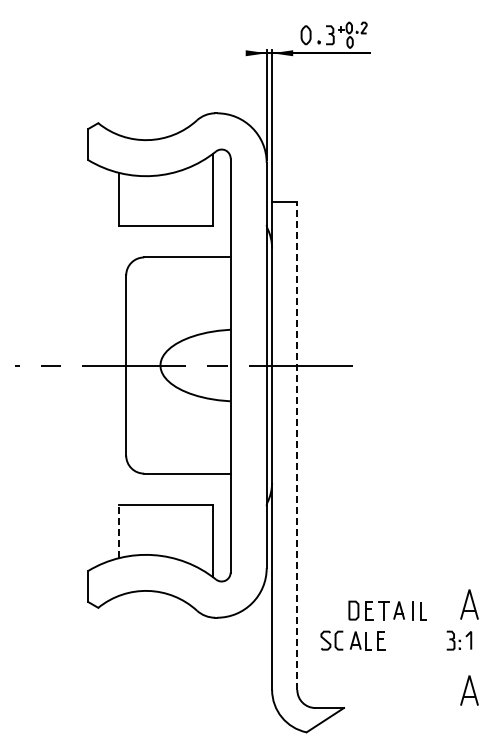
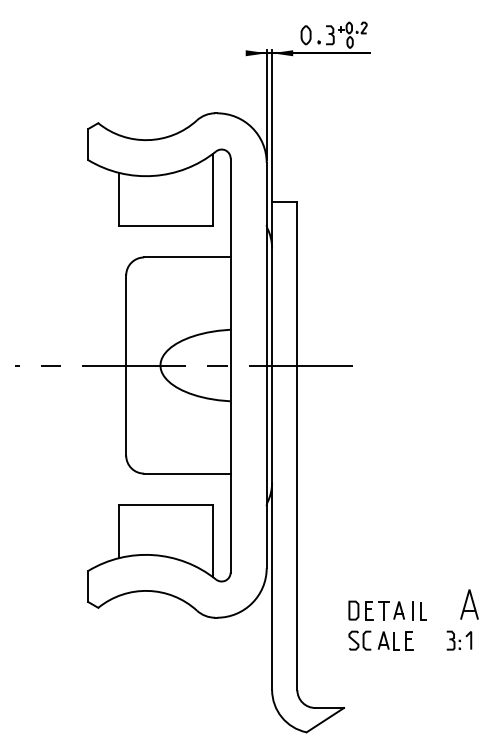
line: dashed -> solid (297, 445)
line: dashed -> solid (118, 531)
part position: (352, 640) -> (380, 640) (380, 640)
part: present -> none (469, 690)
